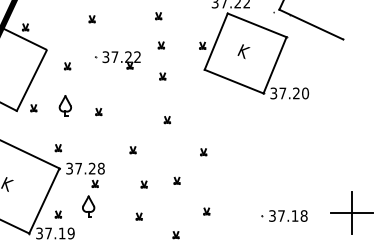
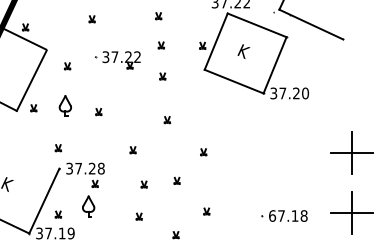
part: none -> present (351, 152)
line: present -> none (30, 154)
text: 37.18 -> 67.18 (272, 215)
